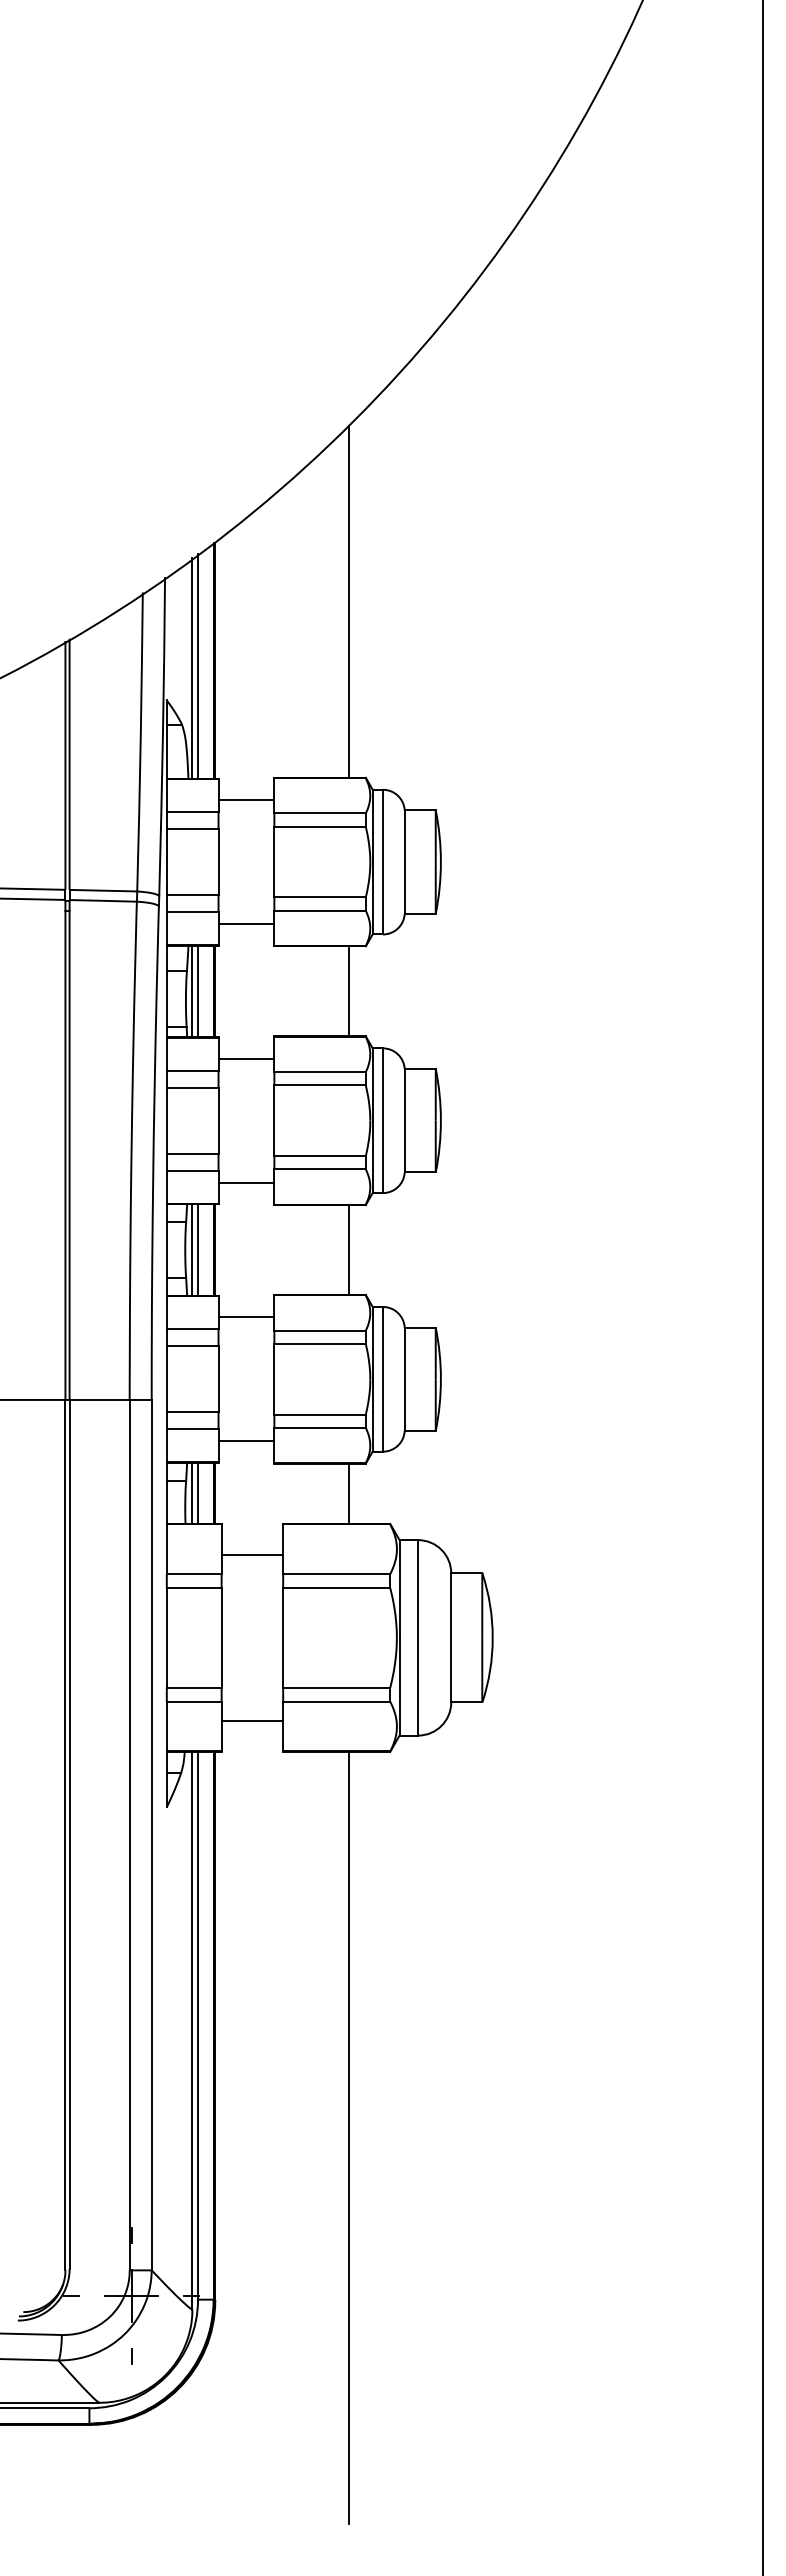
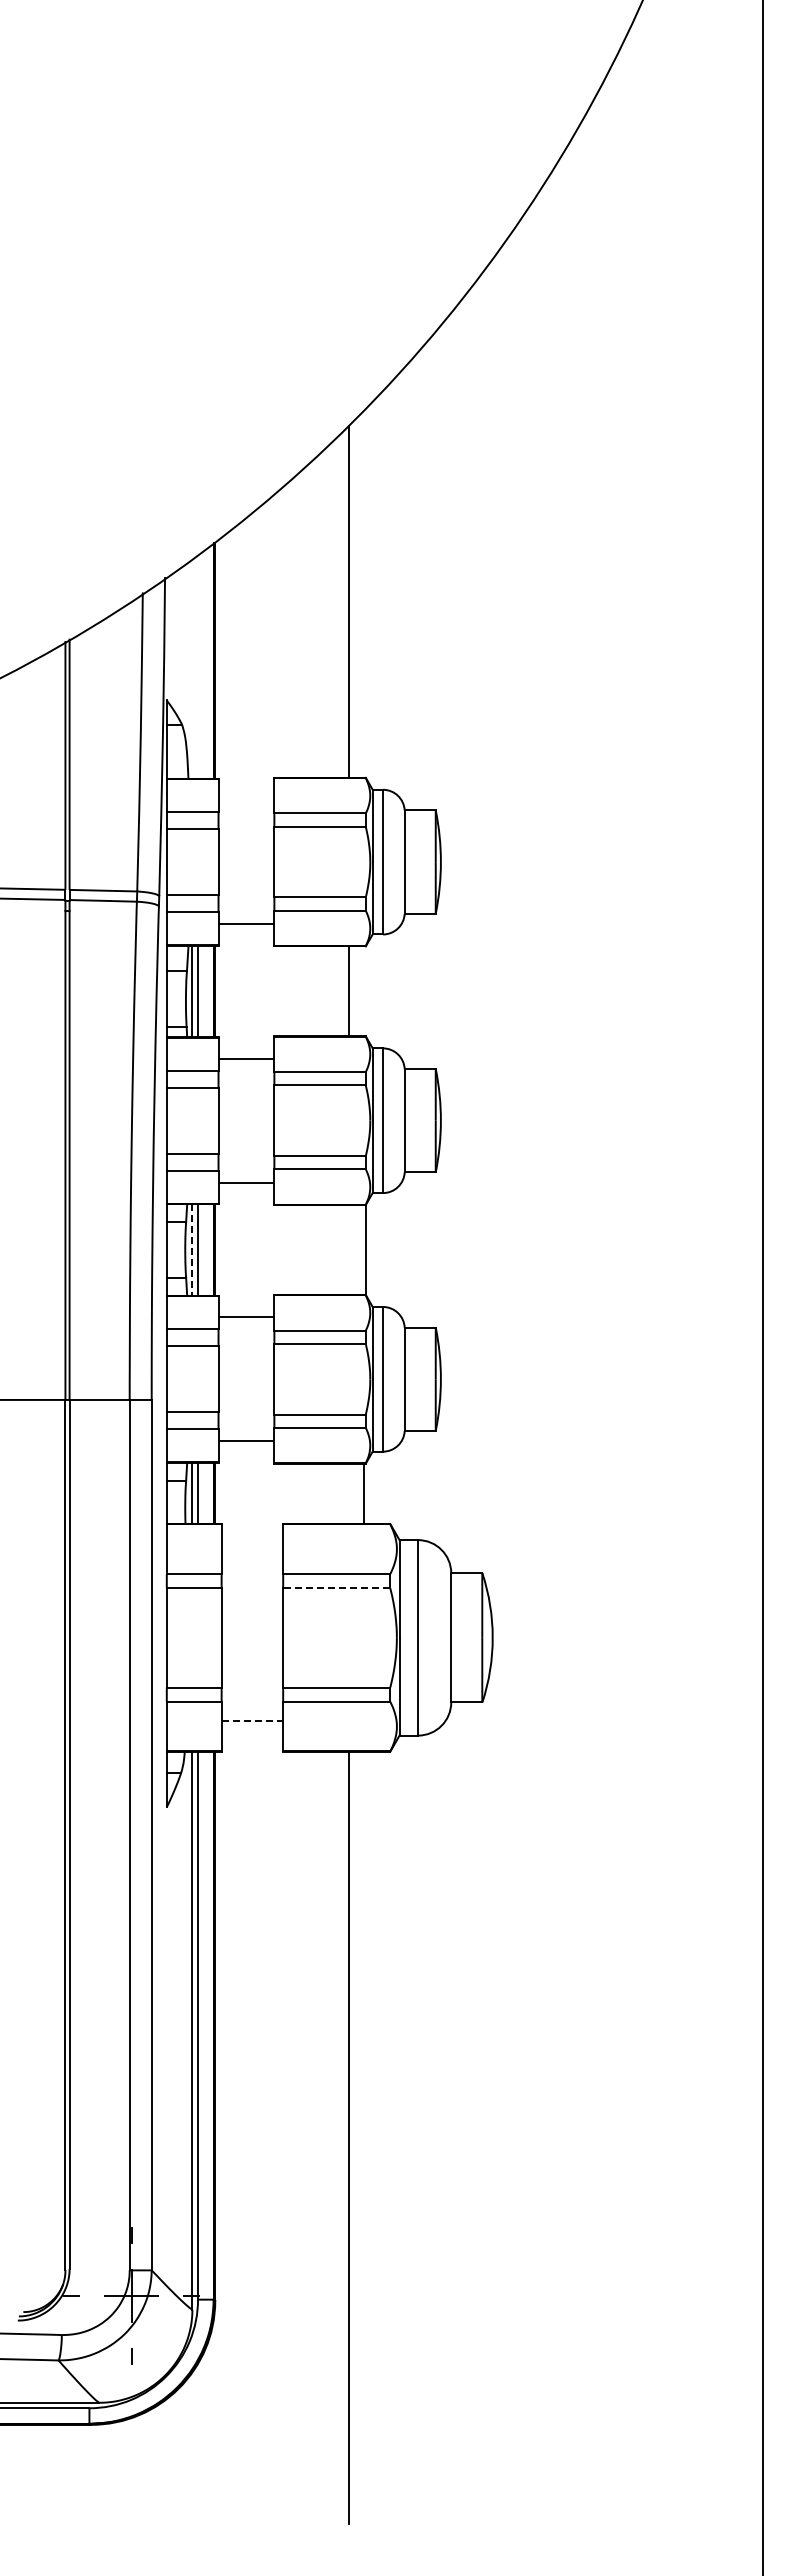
line: present -> none (198, 666)
line: present -> none (192, 668)
line: present -> none (246, 800)
line position: (348, 1249) -> (365, 1249) (365, 1249)
line: solid -> dashed (192, 1250)
line position: (348, 1493) -> (363, 1493) (363, 1493)
line: present -> none (252, 1555)
line: solid -> dashed (336, 1588)
line: solid -> dashed (252, 1720)
